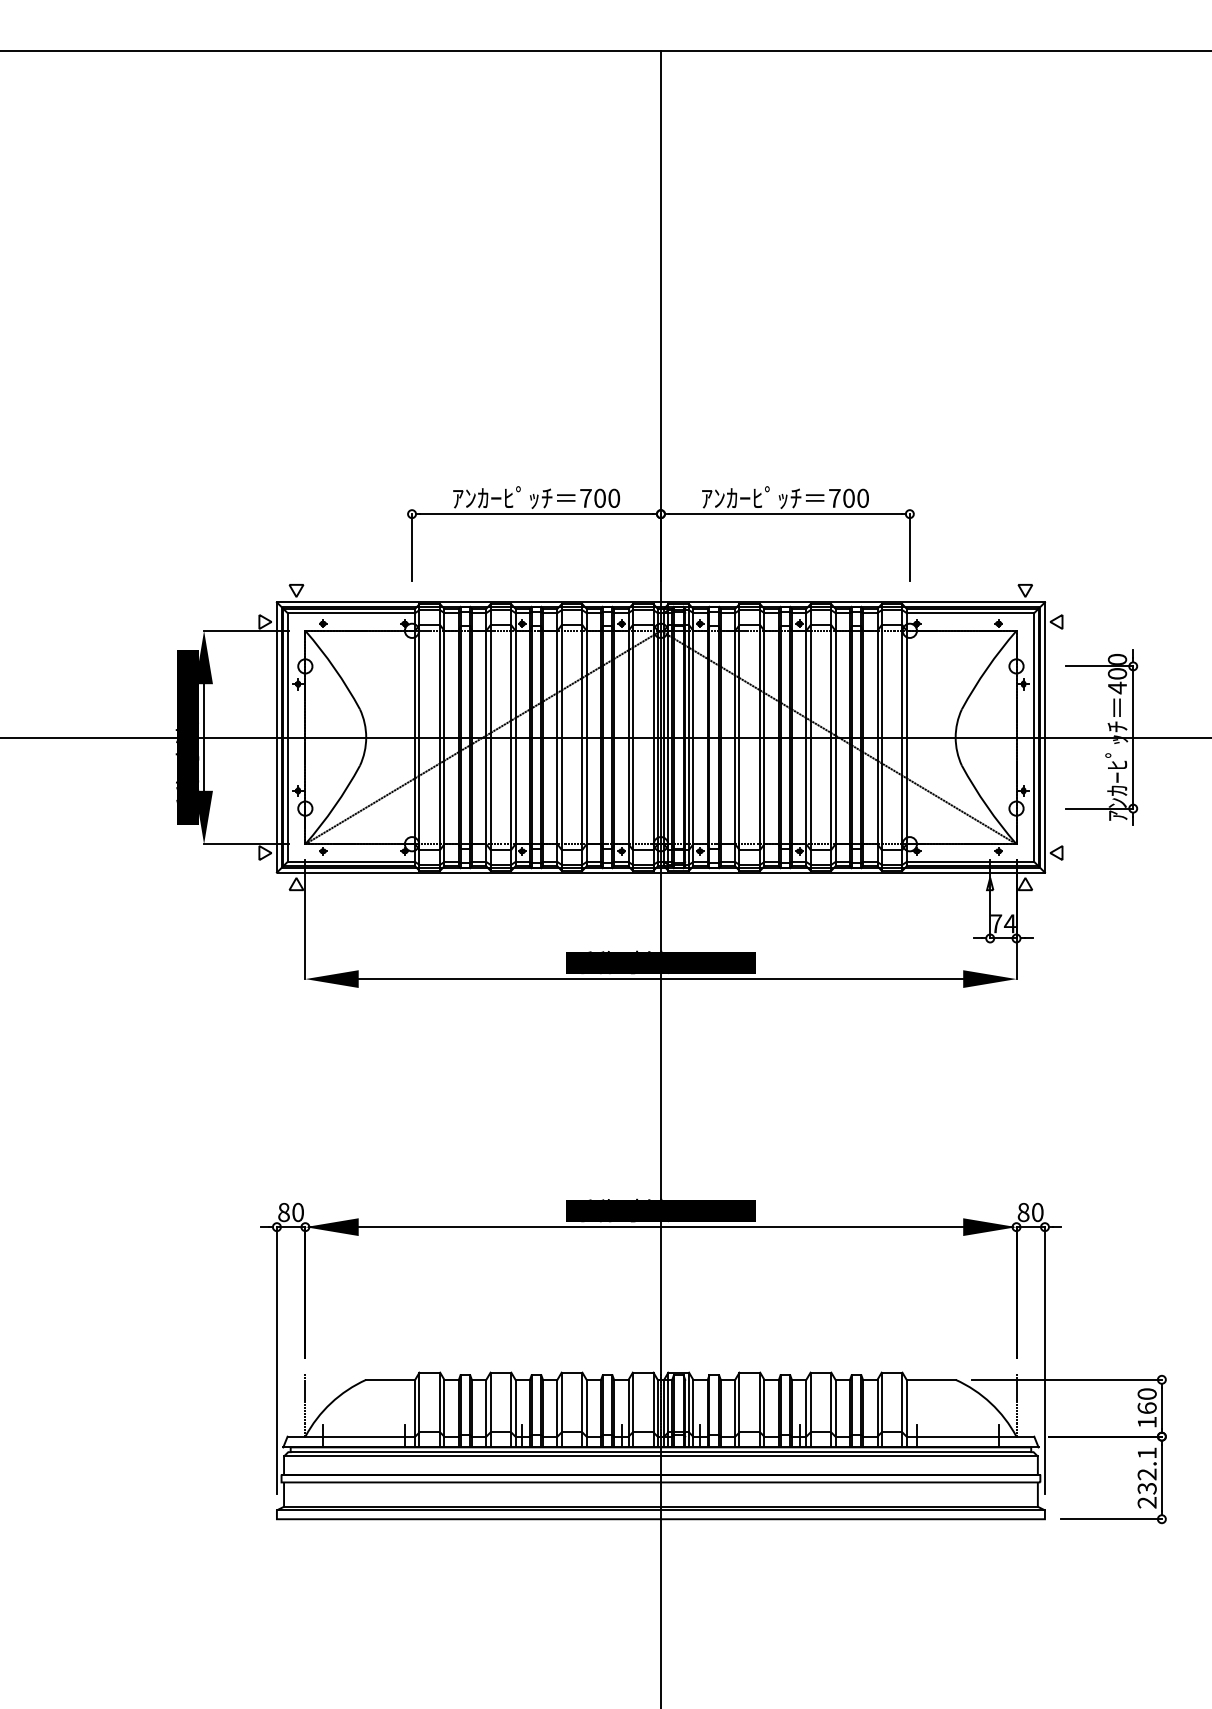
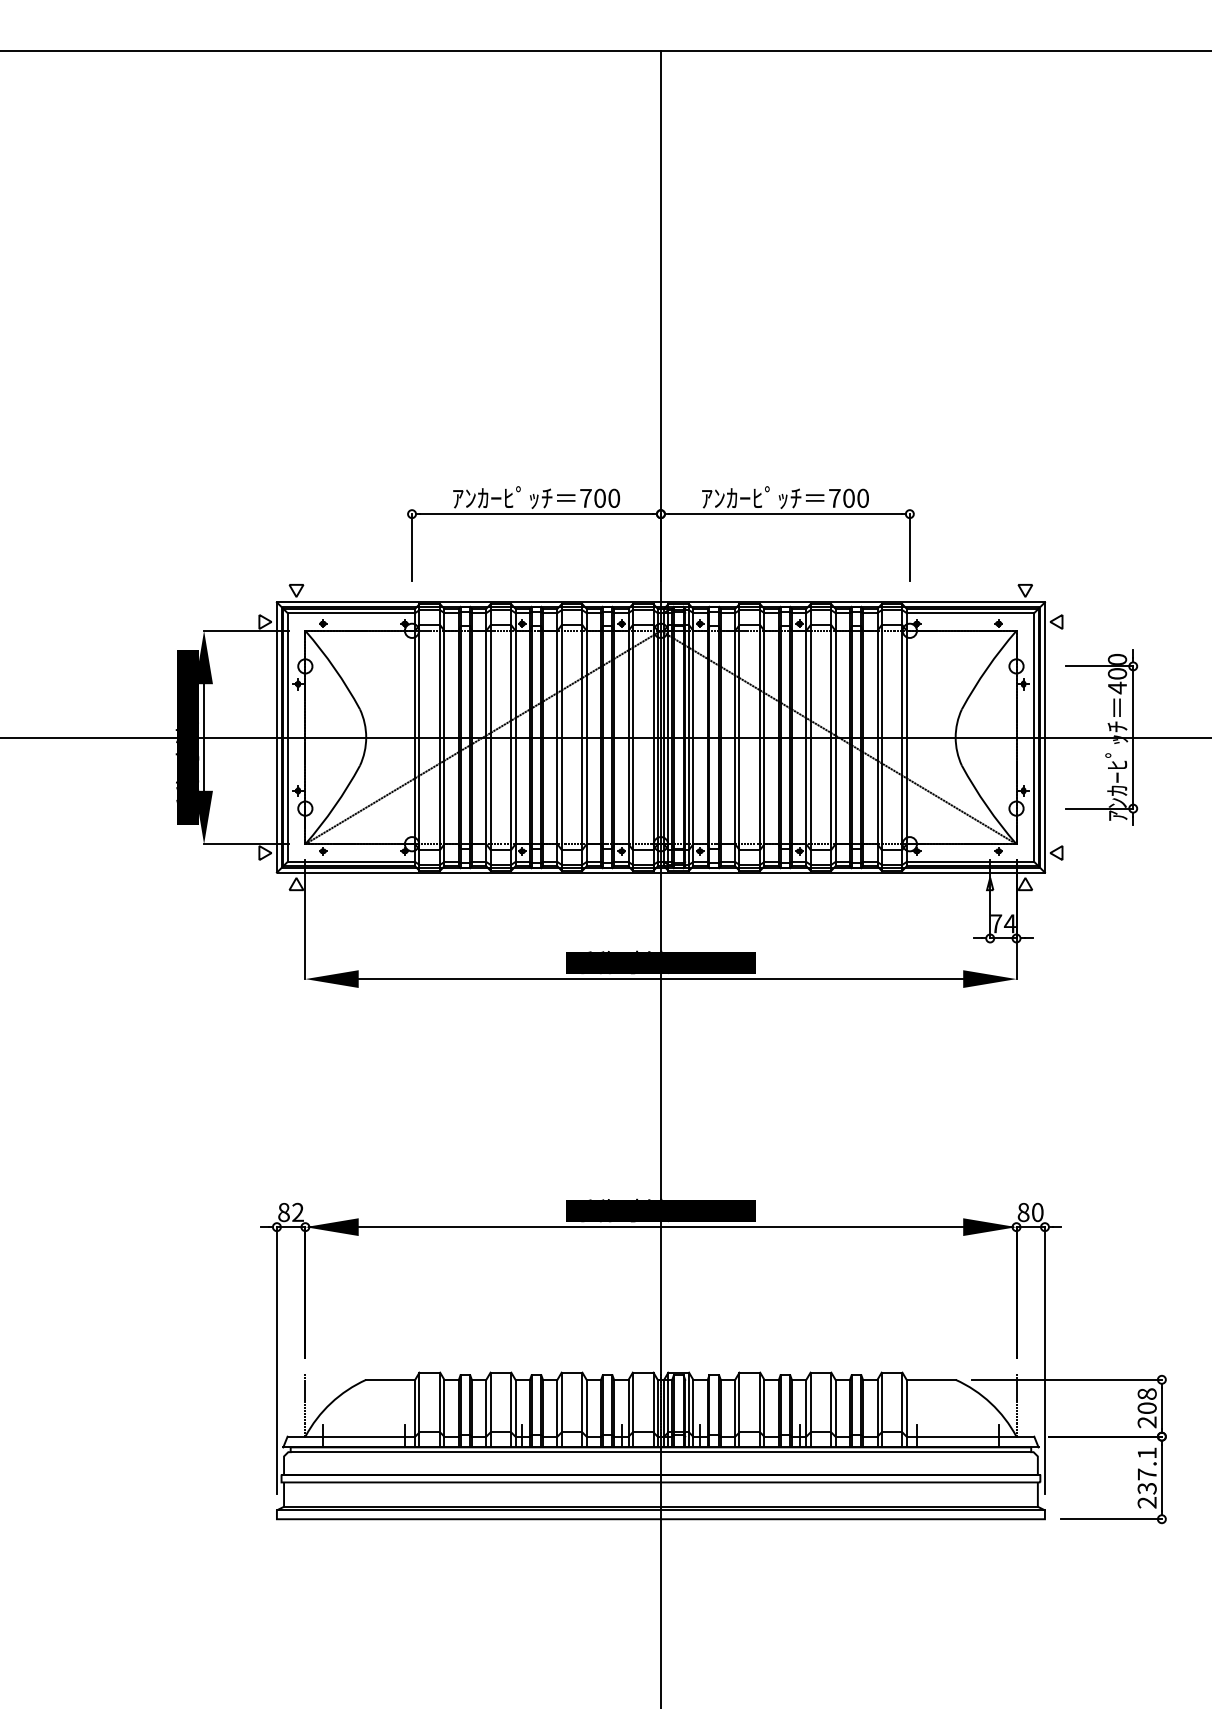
text: 80 -> 82 (297, 1212)
text: 160 -> 208 (1146, 1408)
line: present -> none (660, 1456)
text: 232.1 -> 237.1 (1146, 1474)
